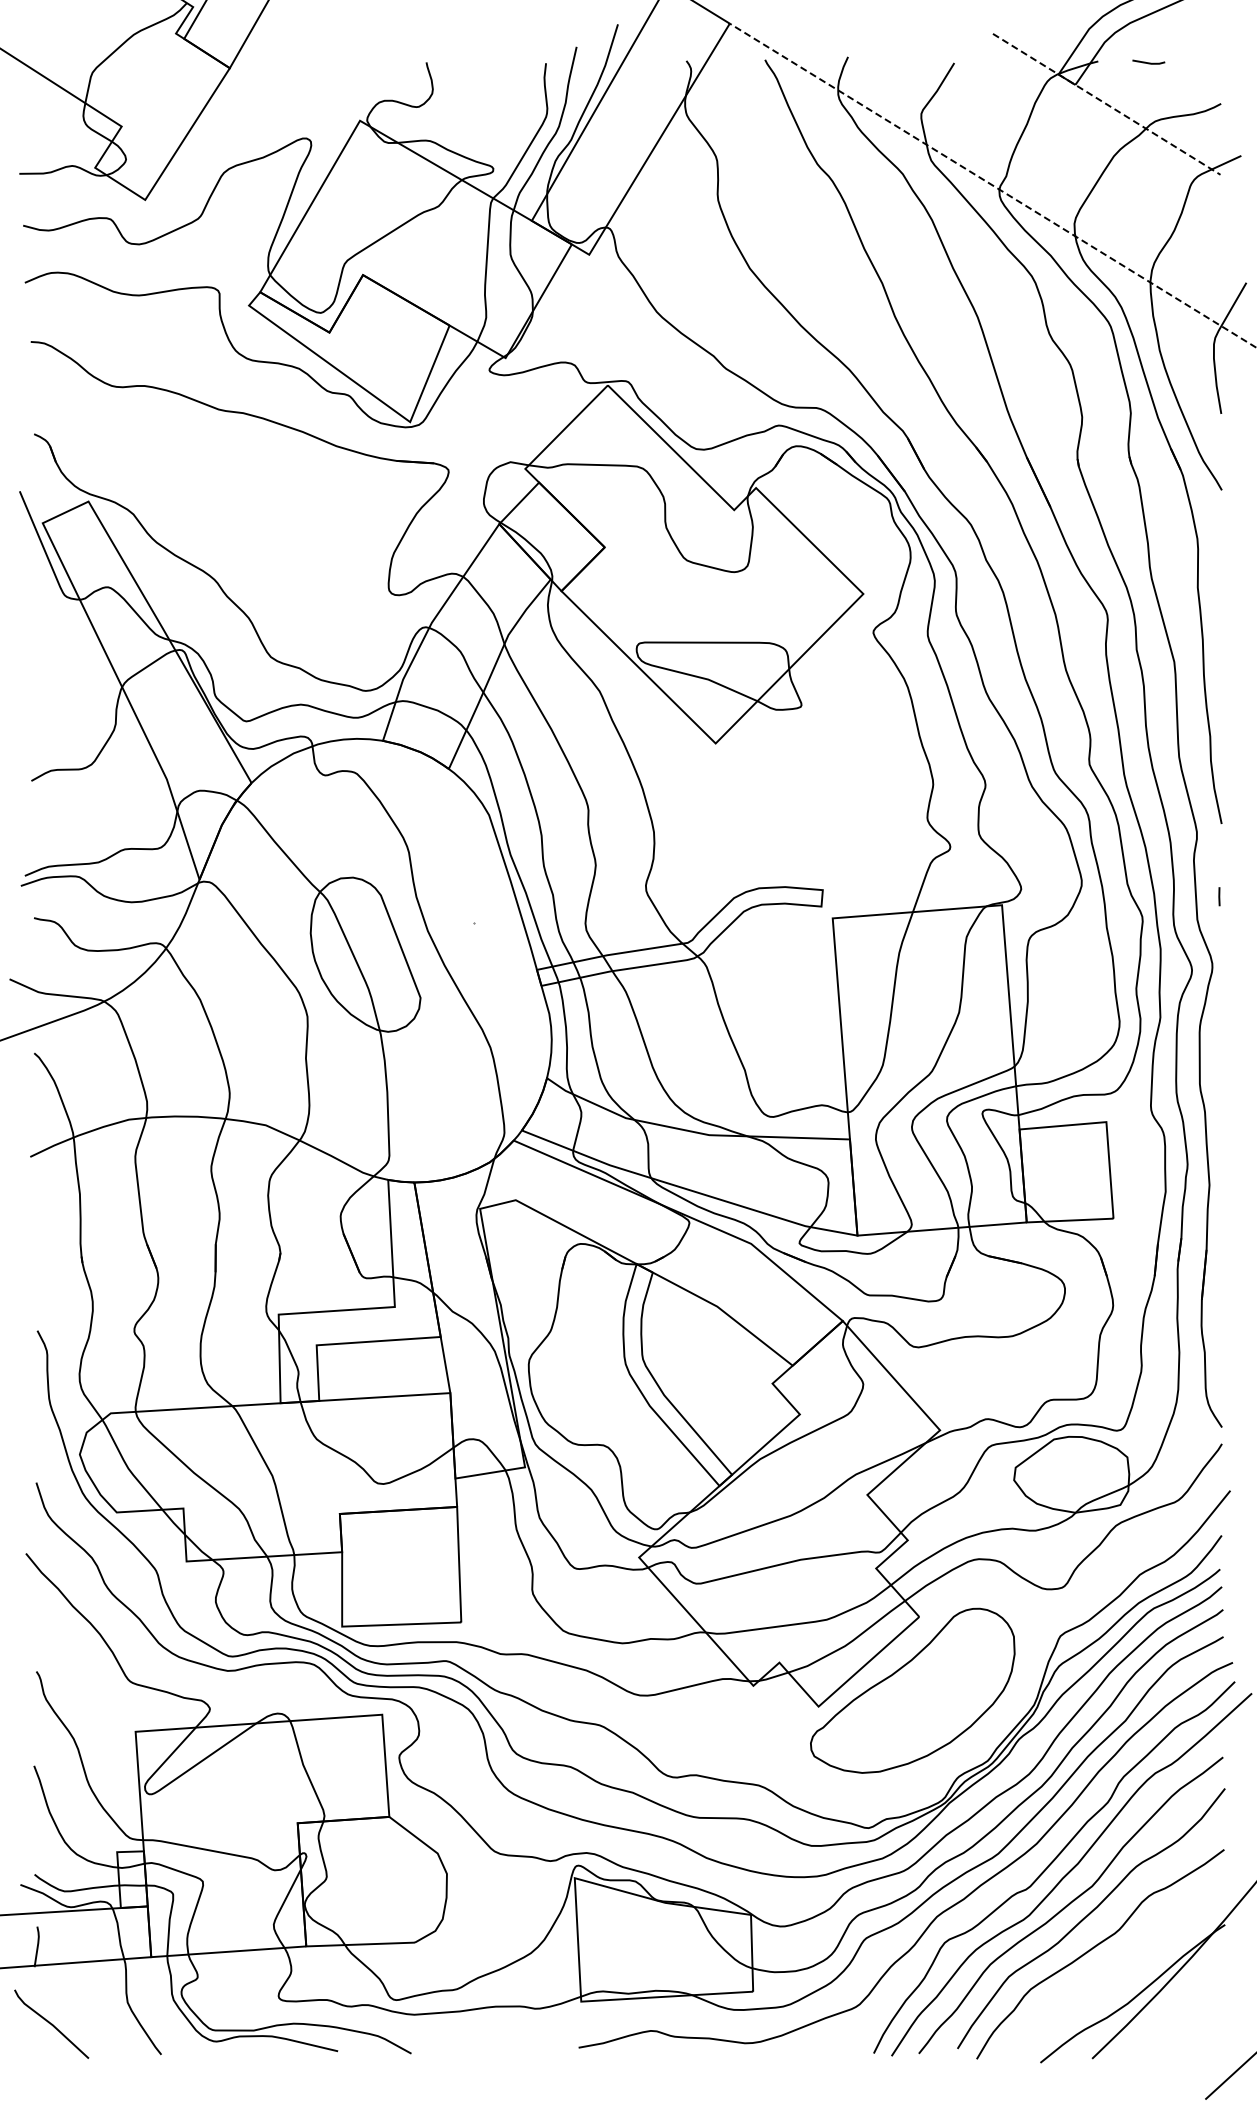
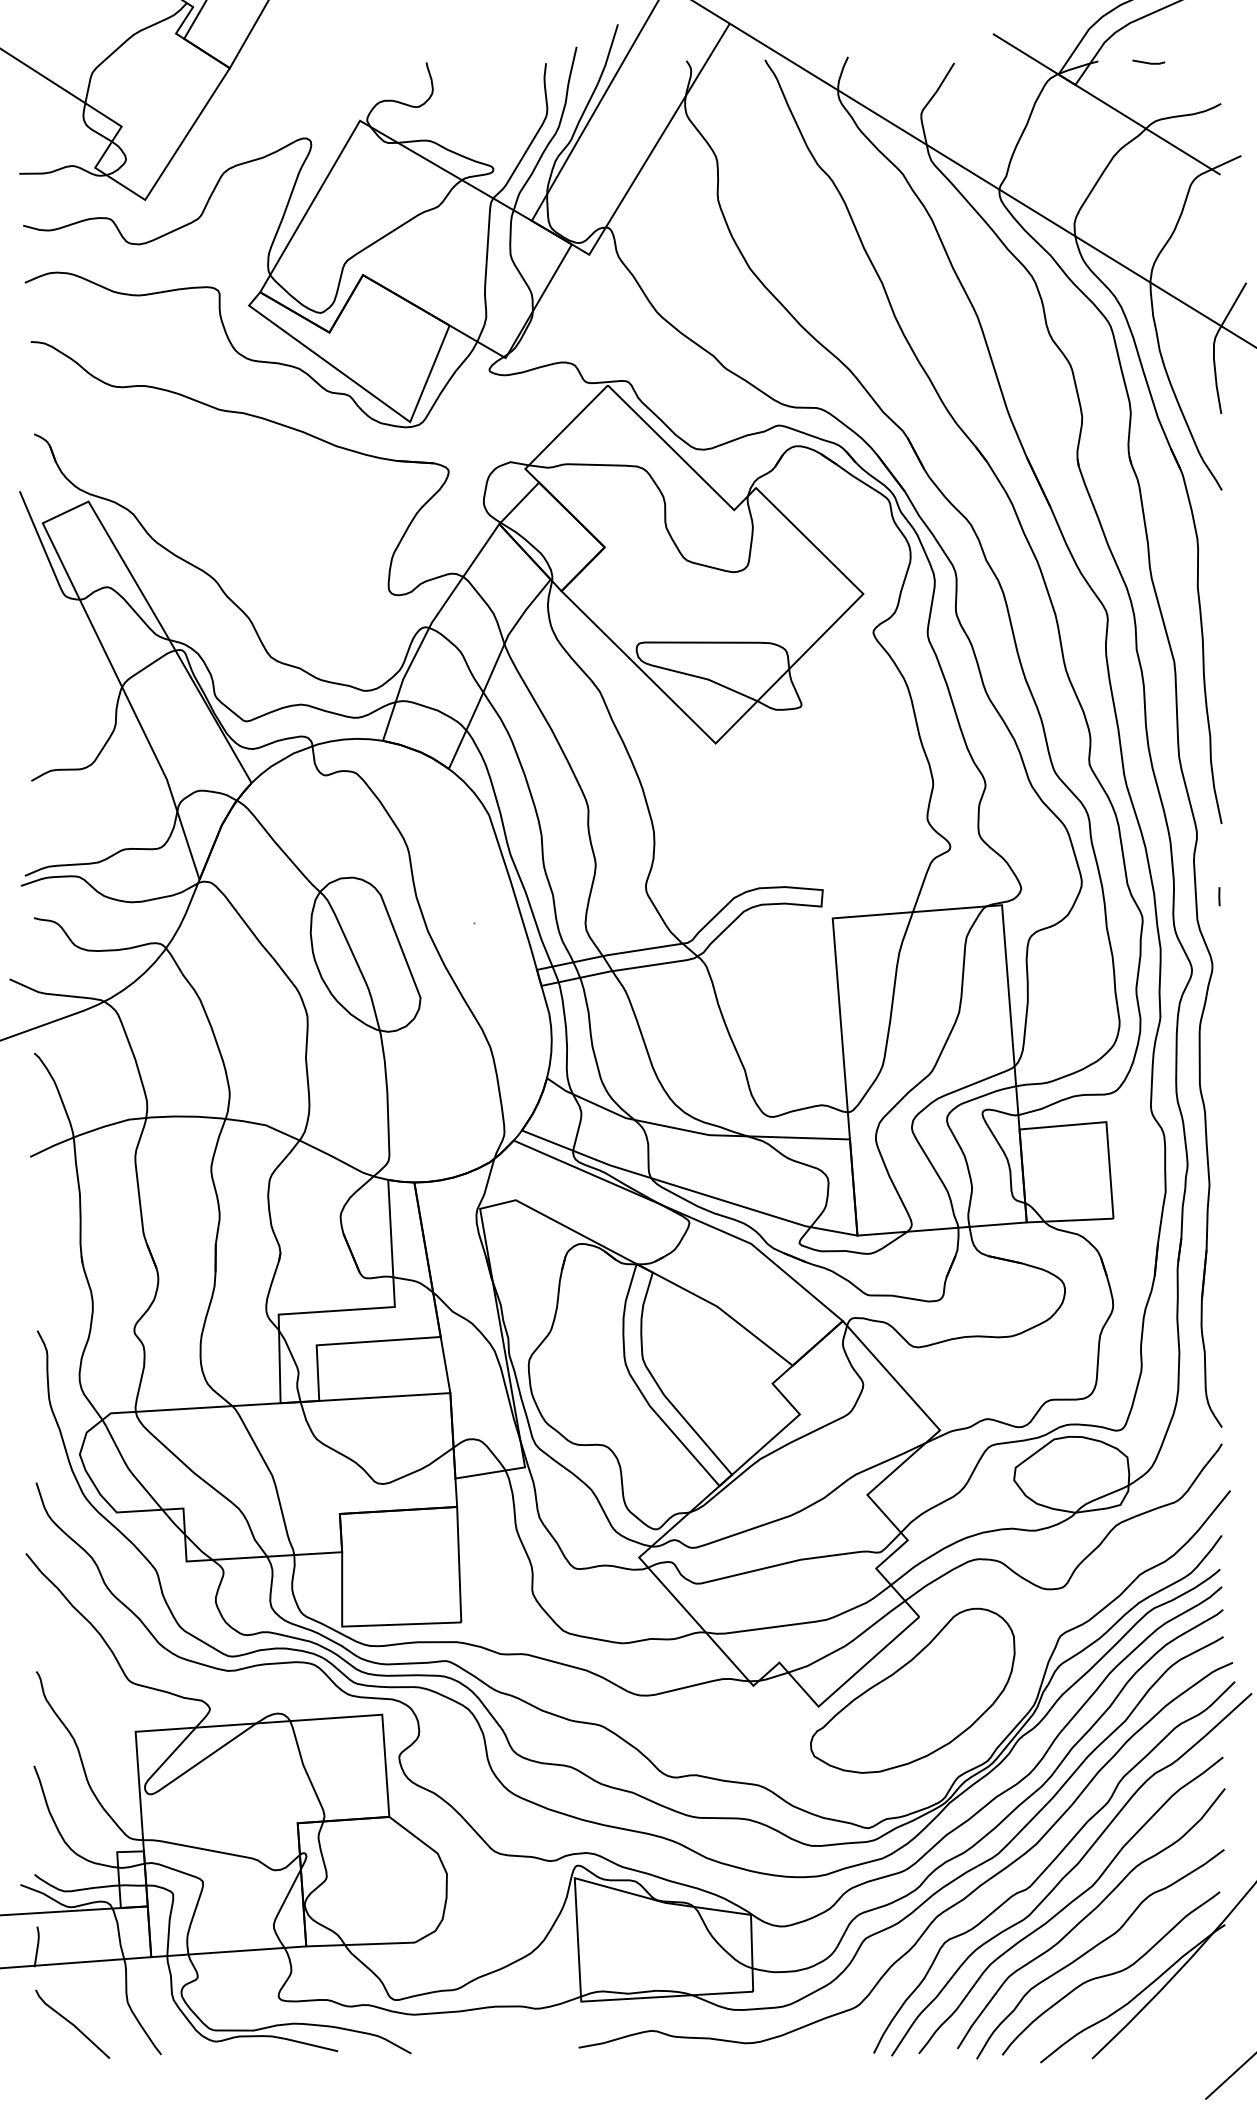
line: dashed -> solid (1105, 103)
line: dashed -> solid (992, 185)
curve: none -> present (1110, 1973)
line position: (51, 2023) -> (72, 2023) (72, 2023)
